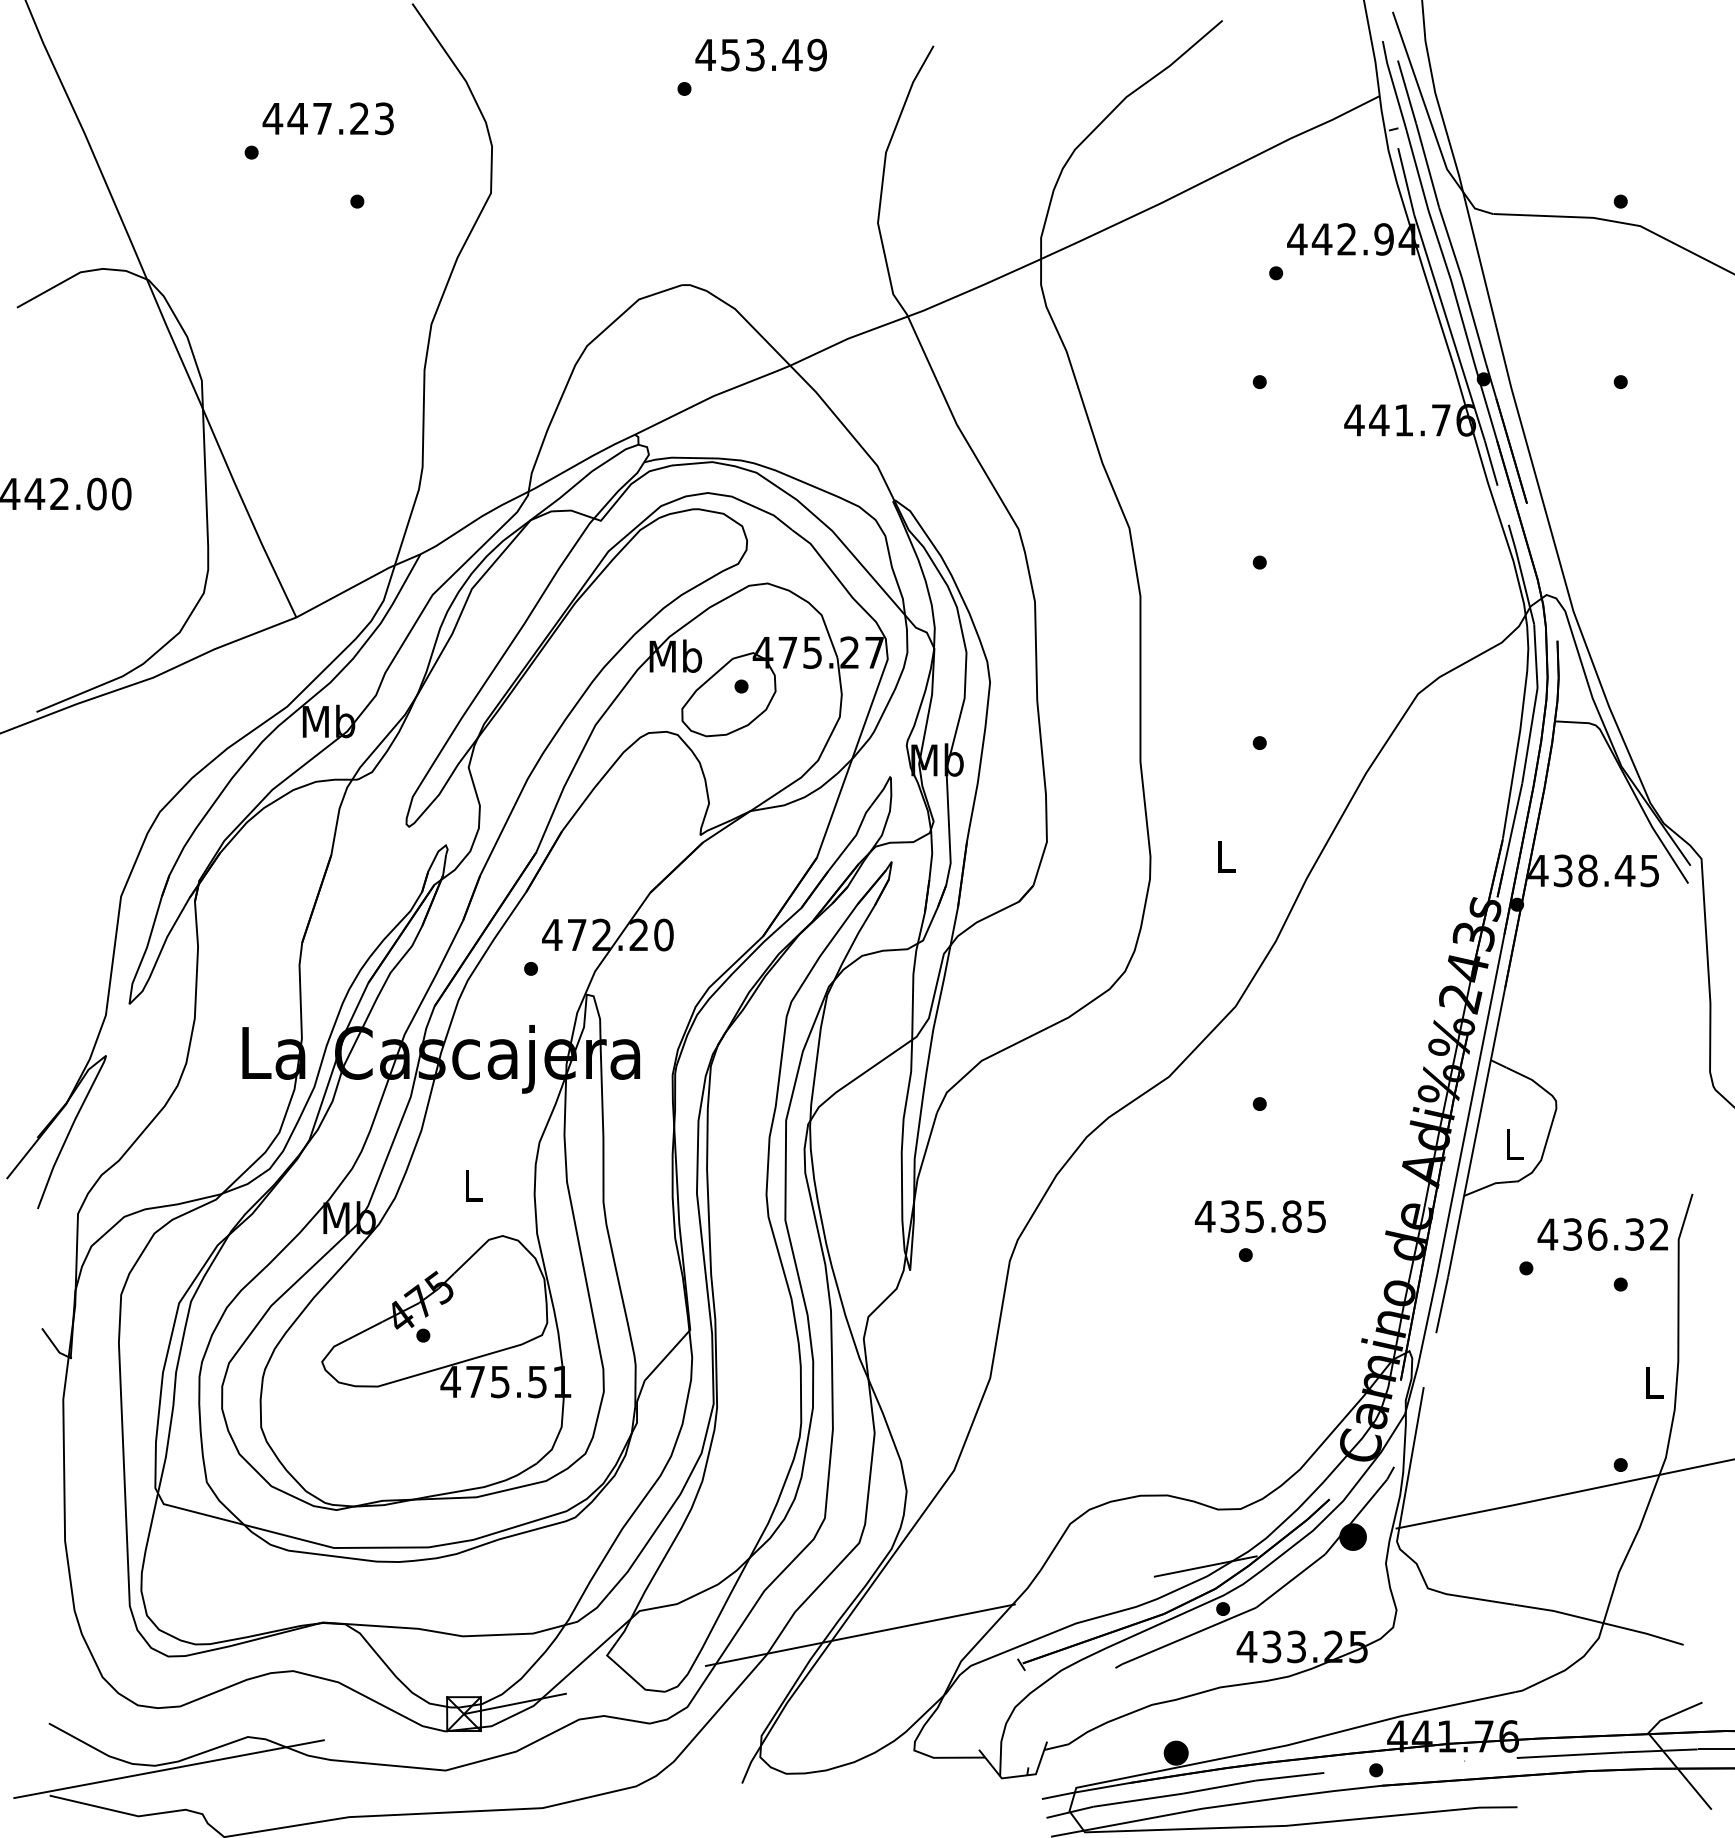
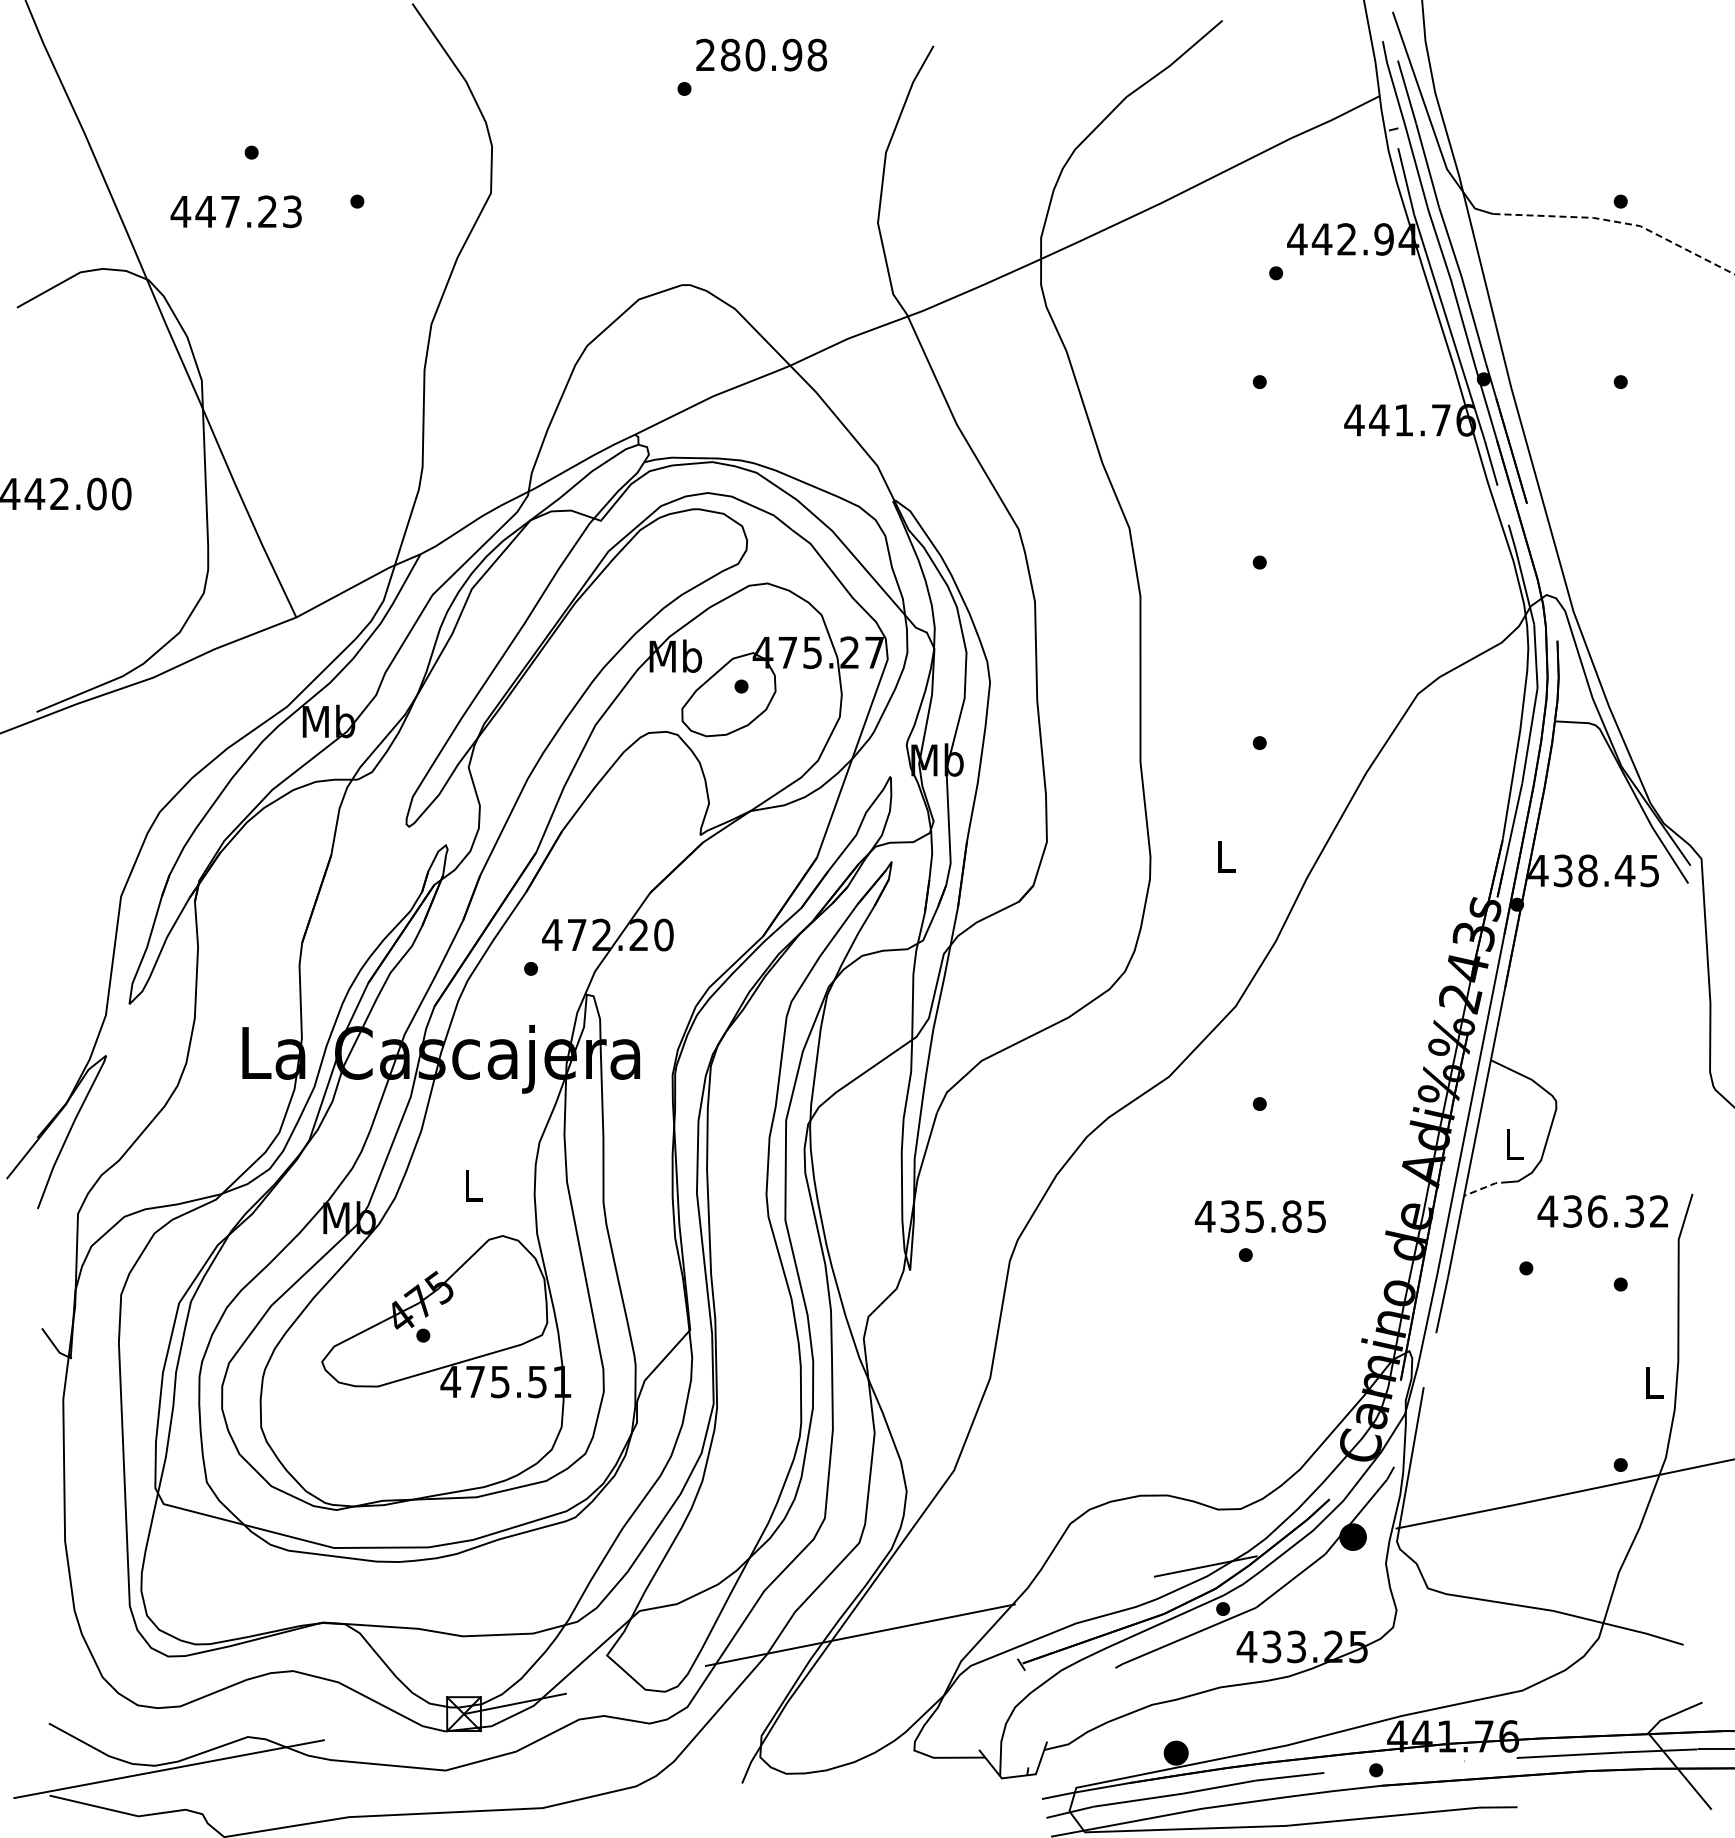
text: 453.49 -> 280.98 (761, 54)
text position: (327, 118) -> (235, 211) (235, 211)
line: solid -> dashed (1620, 222)
line: solid -> dashed (1485, 1187)
text position: (1602, 1234) -> (1602, 1211) (1602, 1211)
